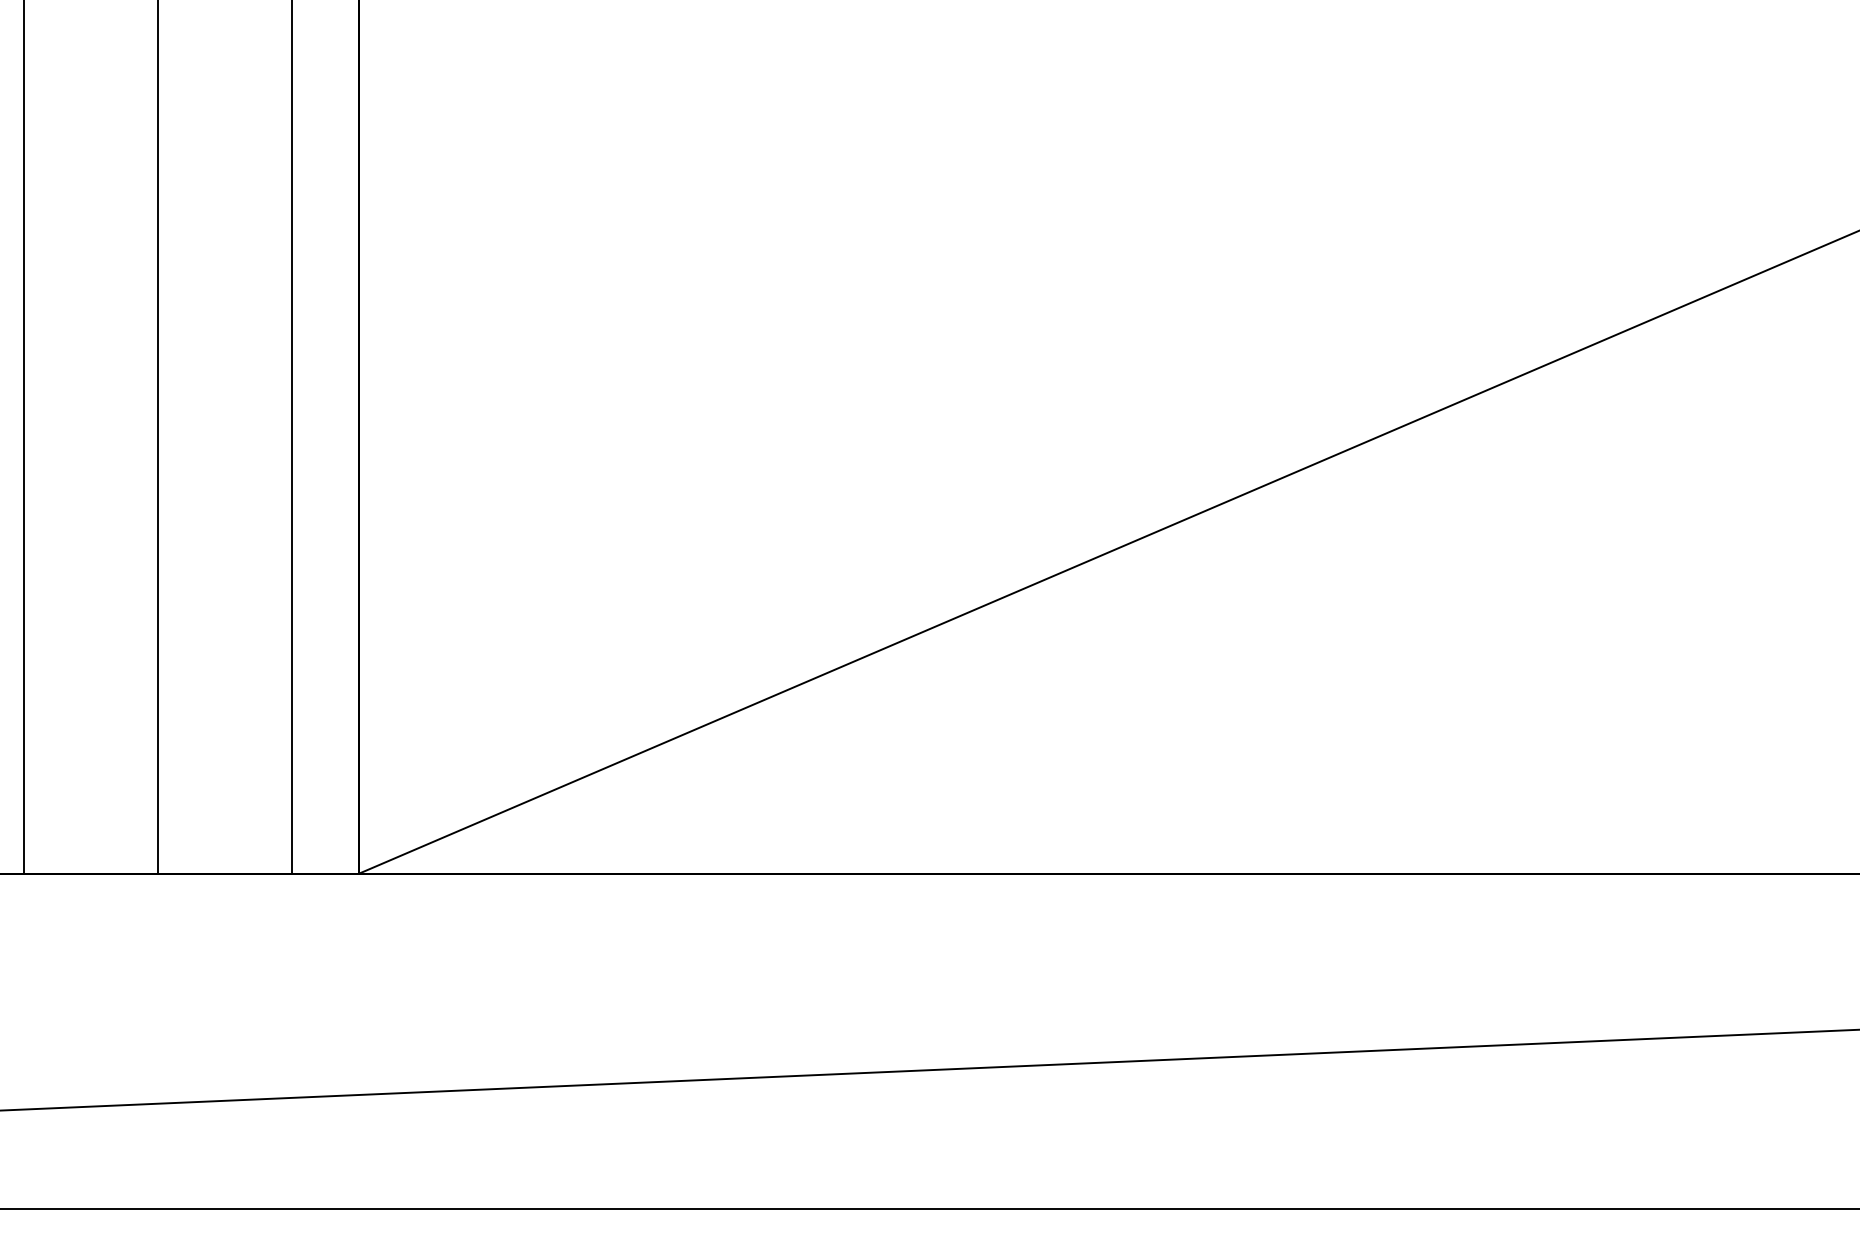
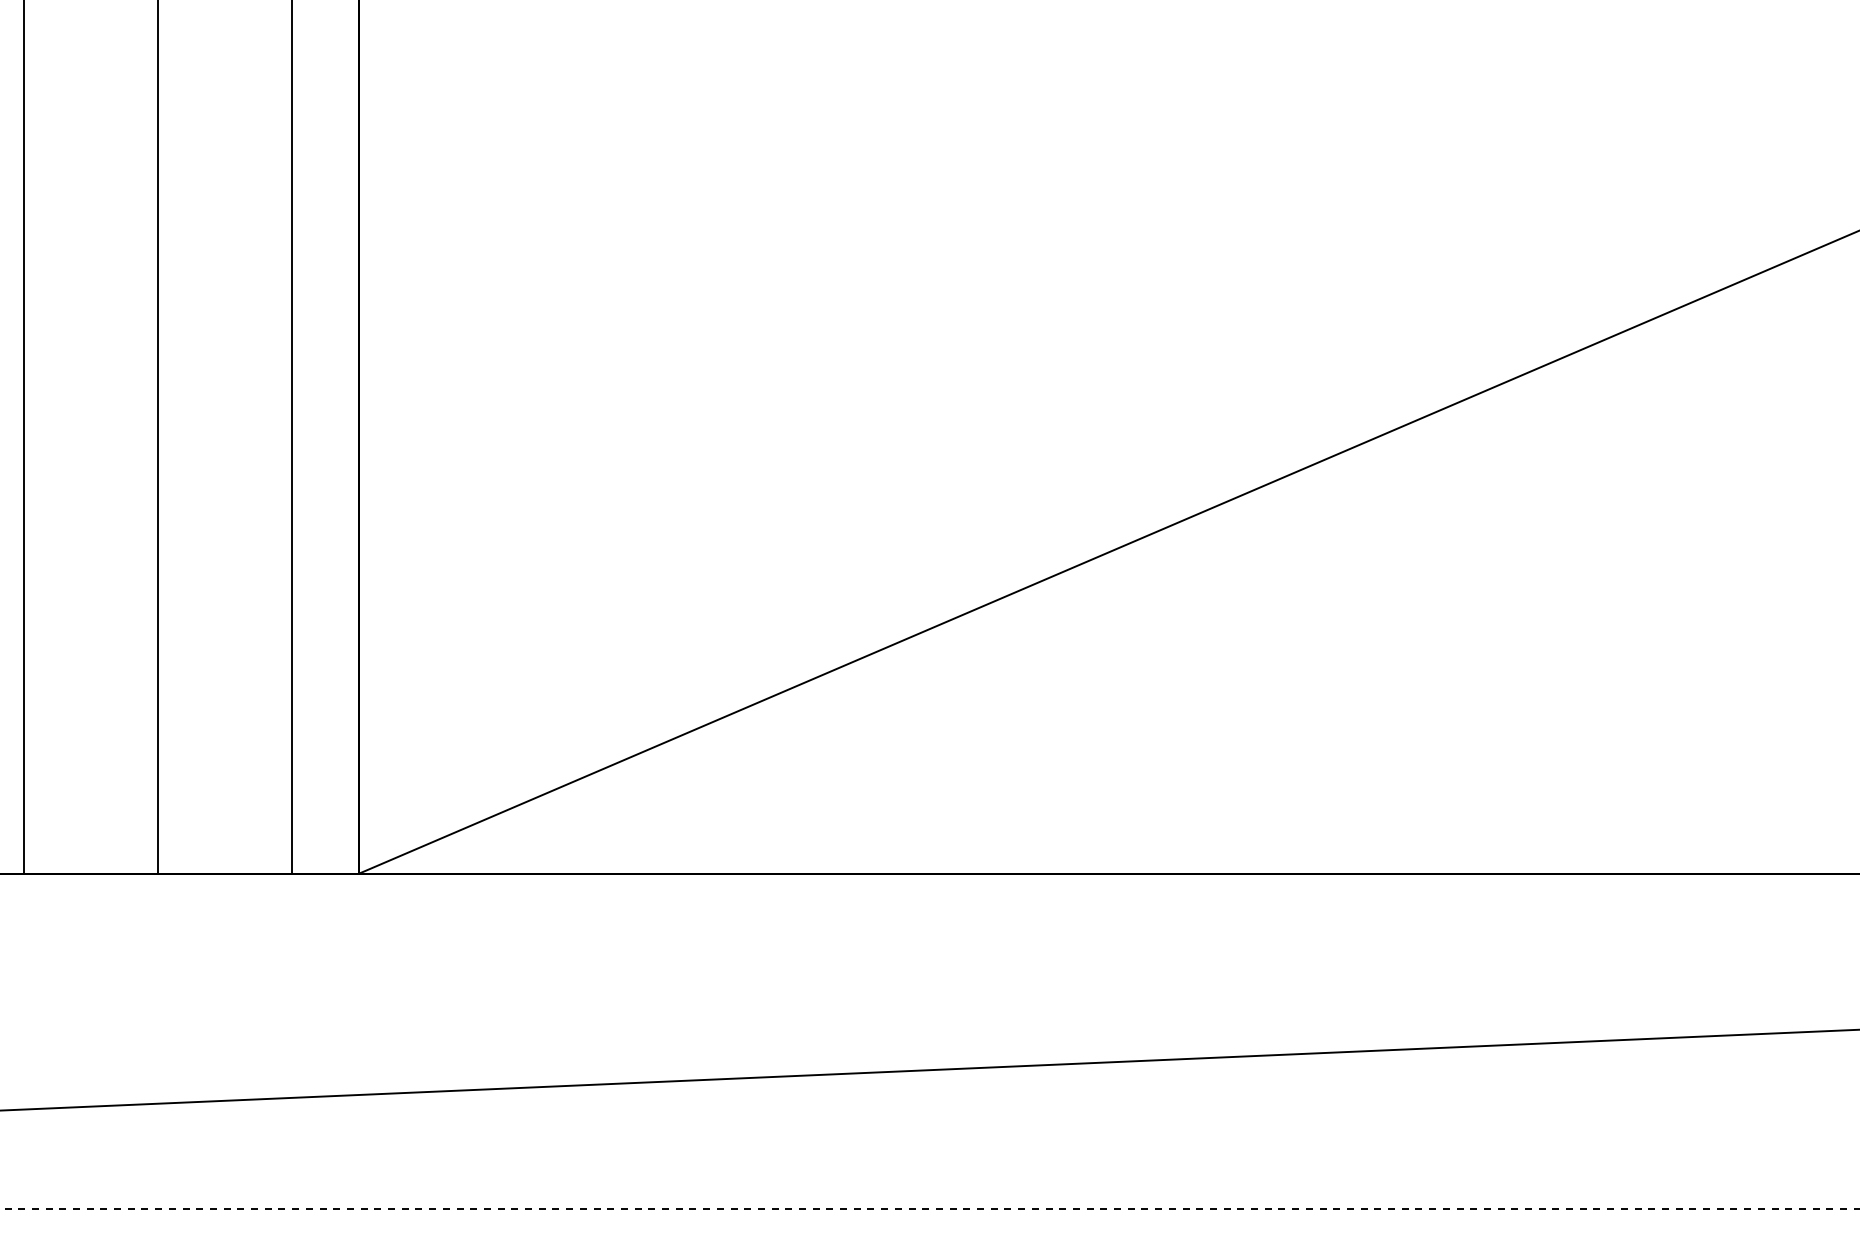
line: solid -> dashed (929, 1208)
